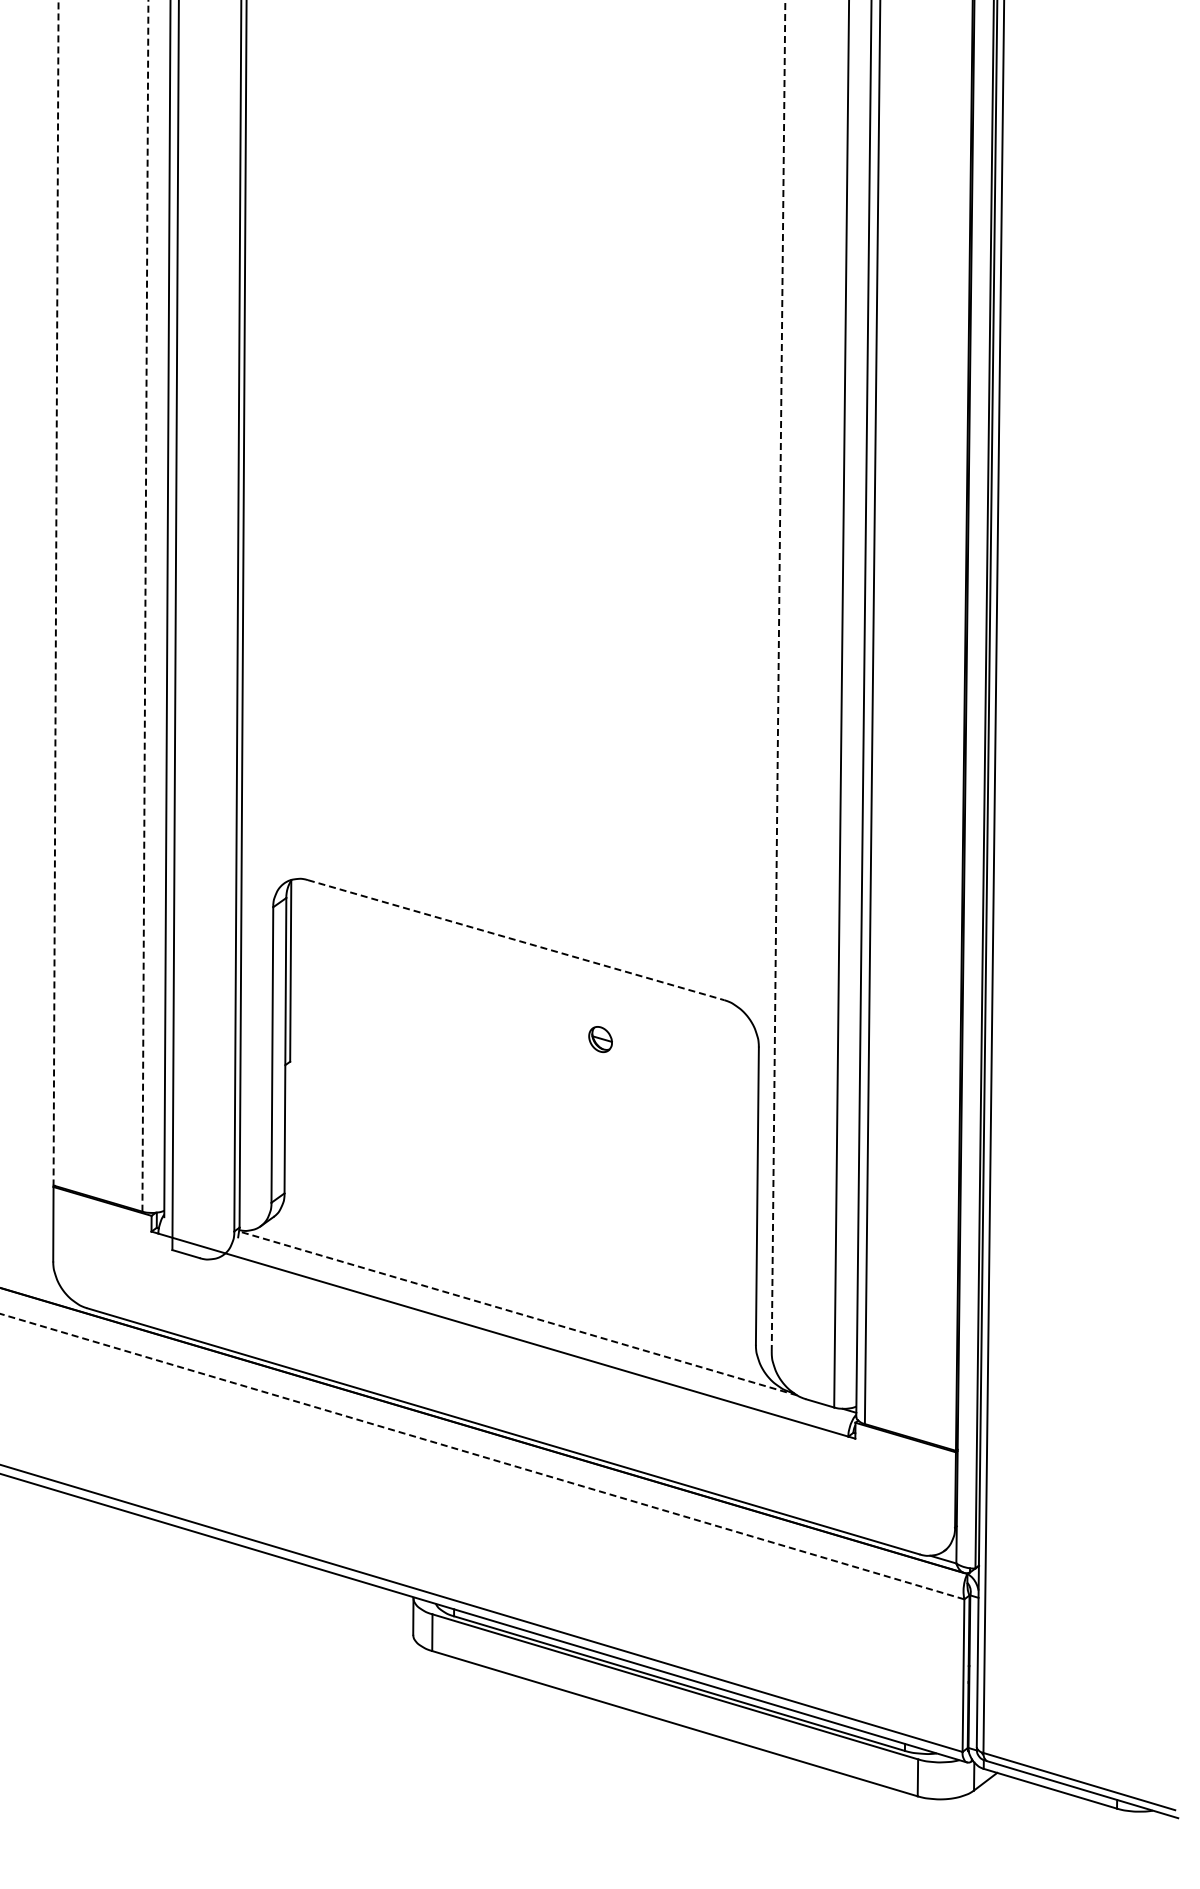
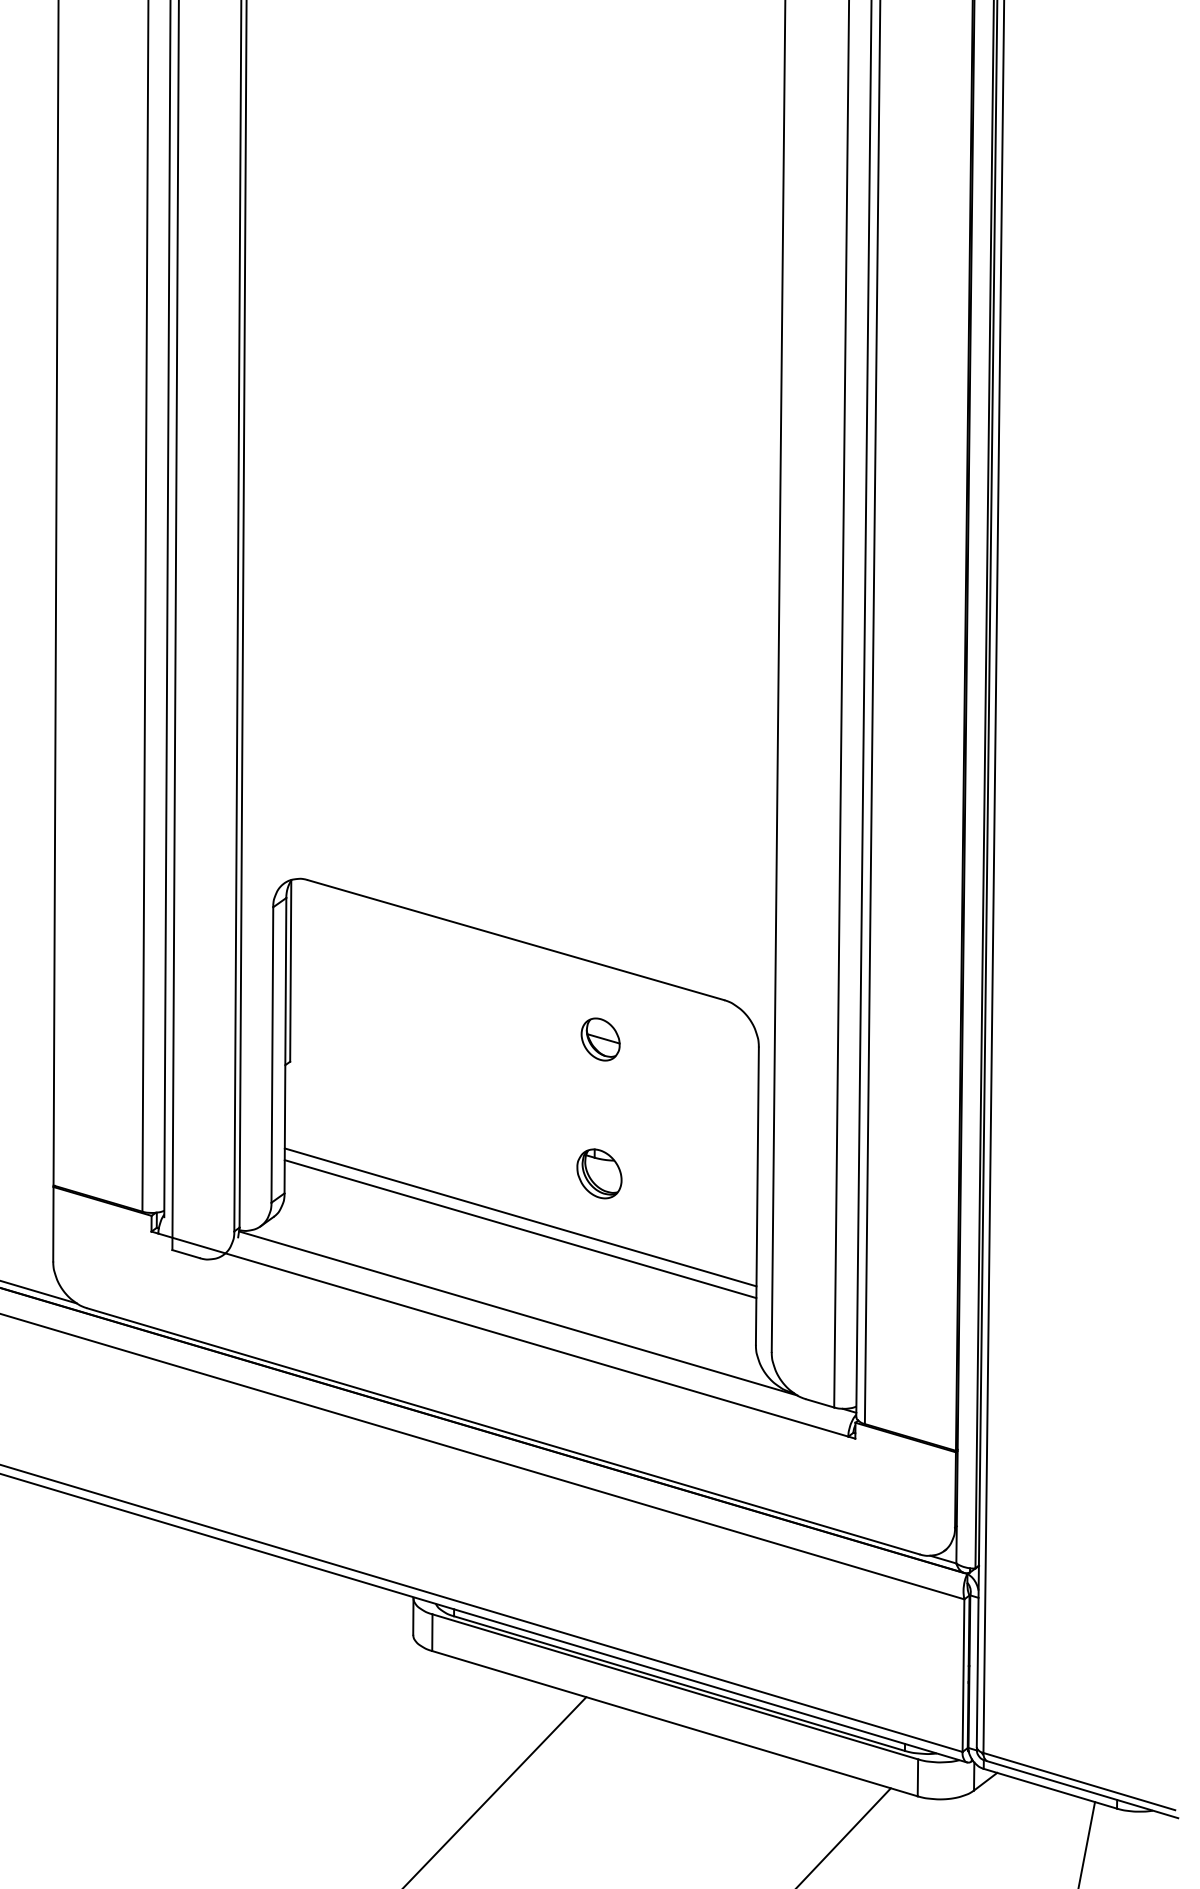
line: dashed -> solid (56, 592)
line: dashed -> solid (145, 605)
line: dashed -> solid (778, 676)
line: dashed -> solid (516, 940)
part size: 25x28 px -> 41x45 px (600, 1039)
part: none -> present (599, 1173)
line: none -> present (520, 1217)
line: none -> present (520, 1229)
line: none -> present (39, 1292)
line: dashed -> solid (518, 1313)
line: dashed -> solid (482, 1456)
line: none -> present (495, 1791)
line: none -> present (844, 1836)
line: none -> present (1087, 1843)
